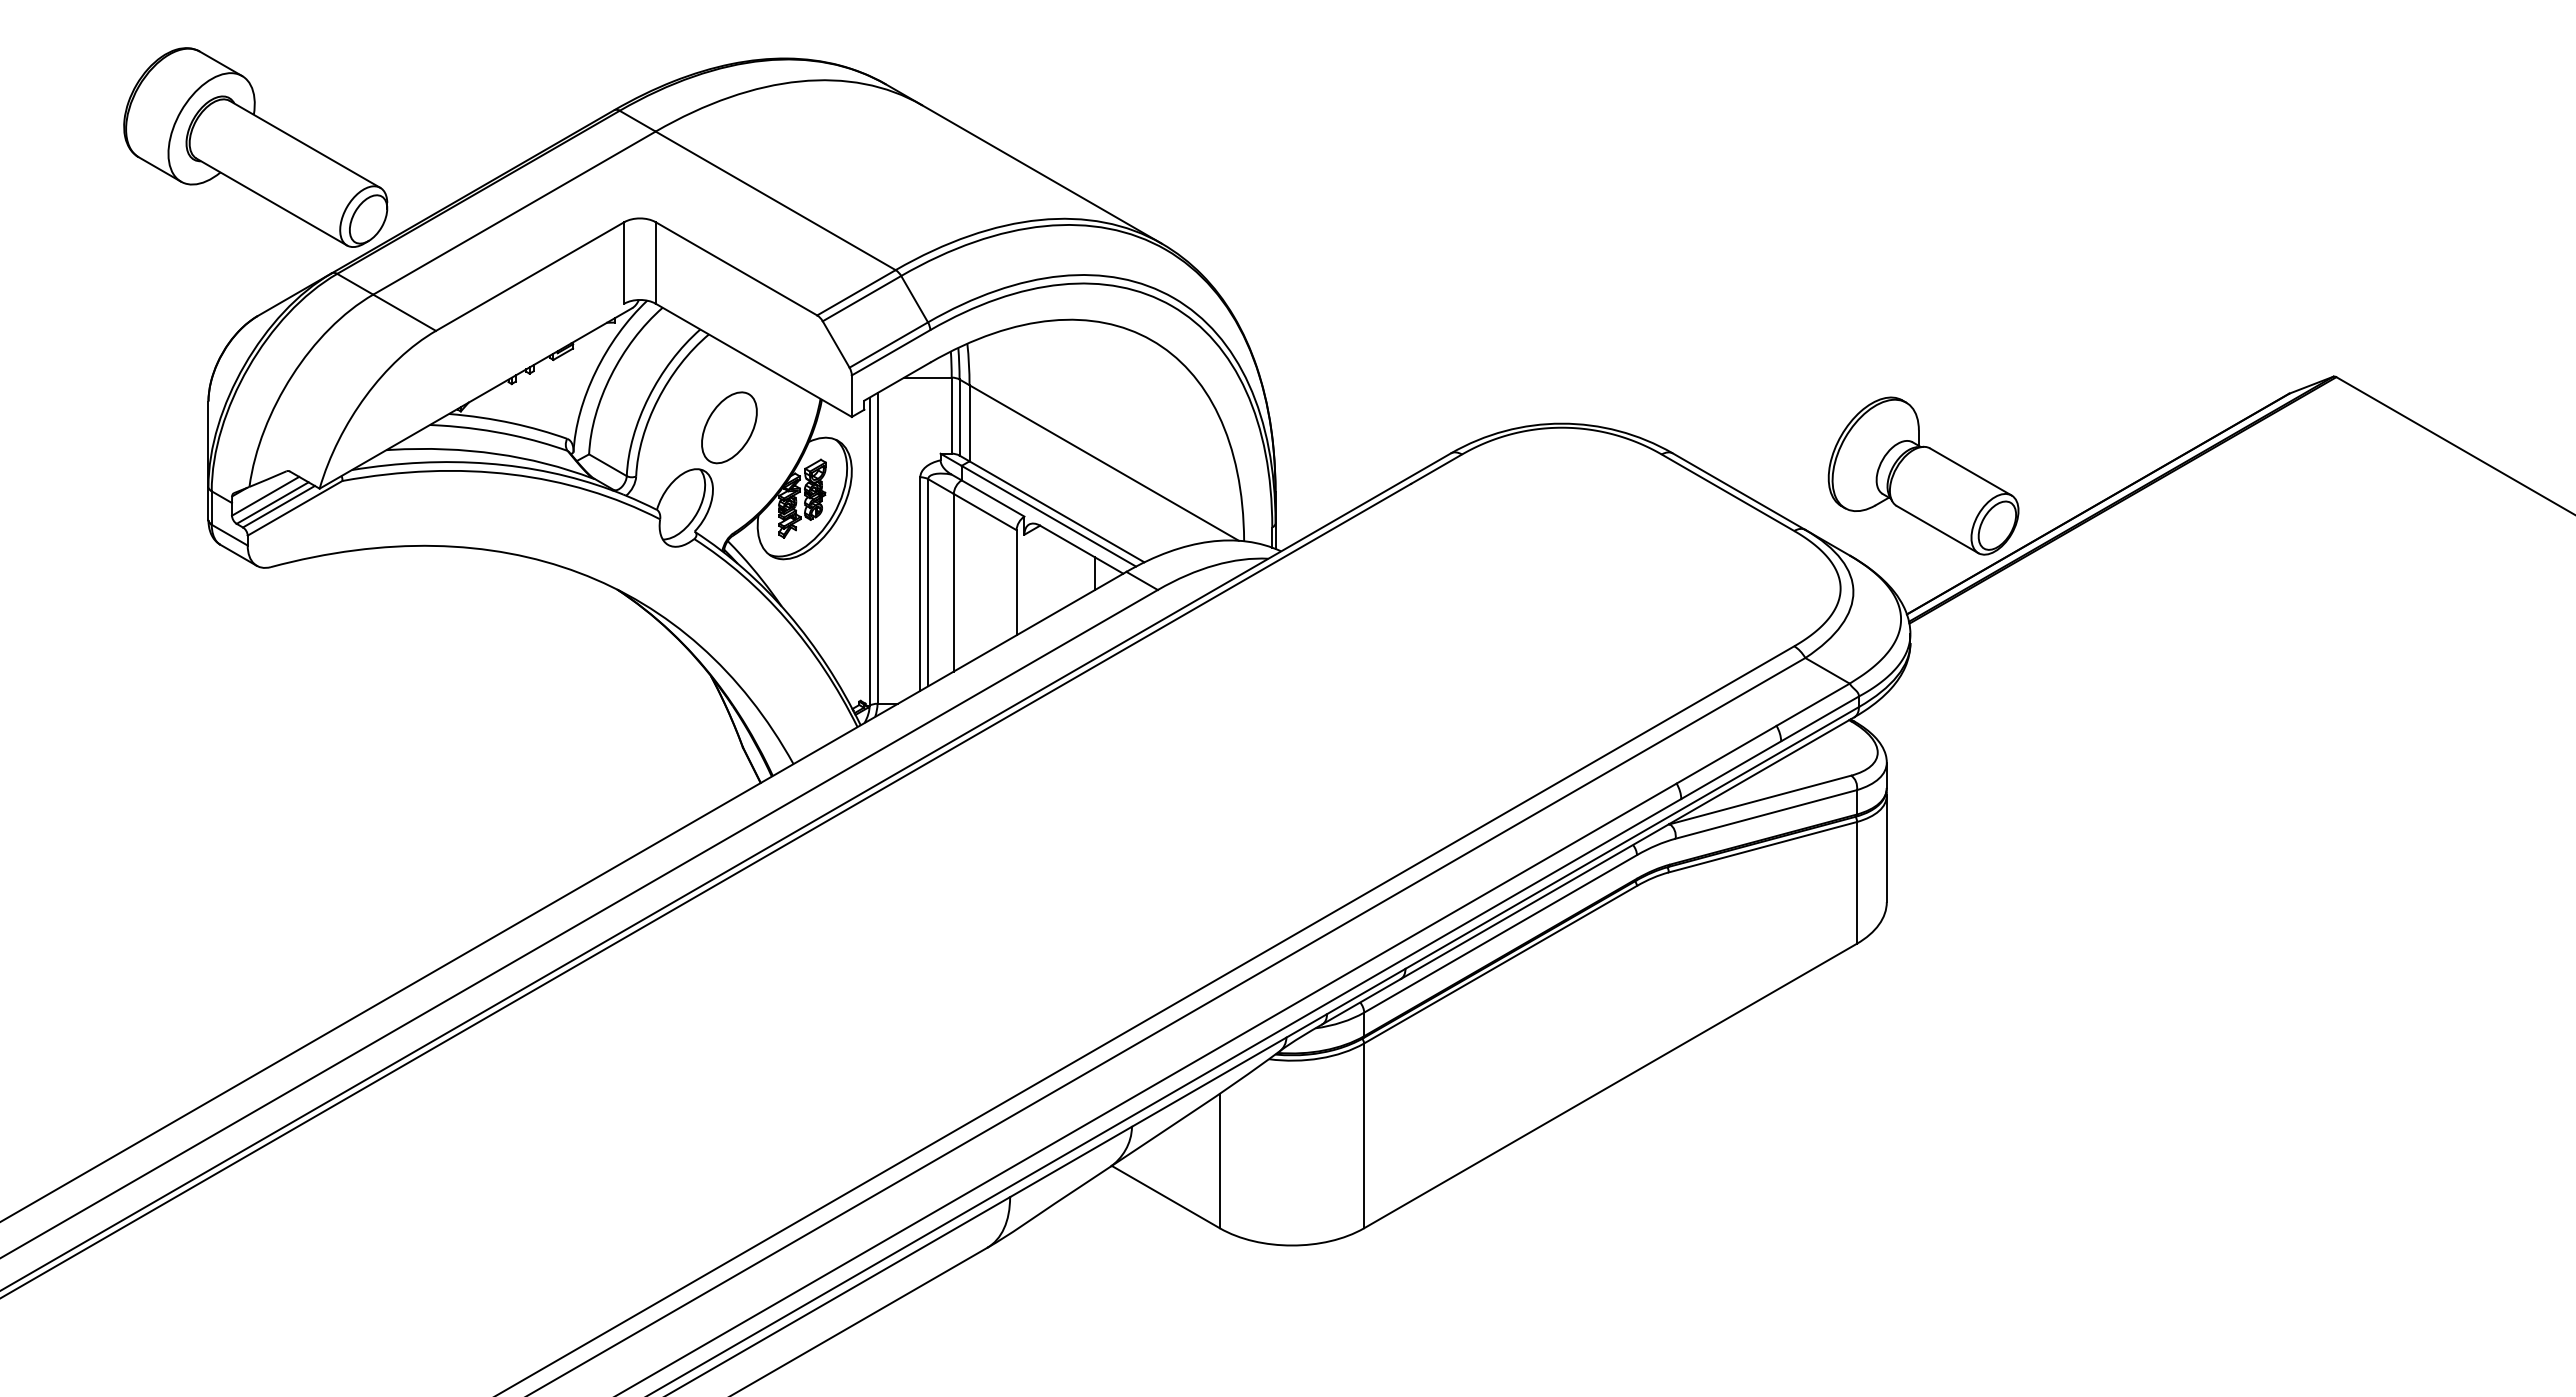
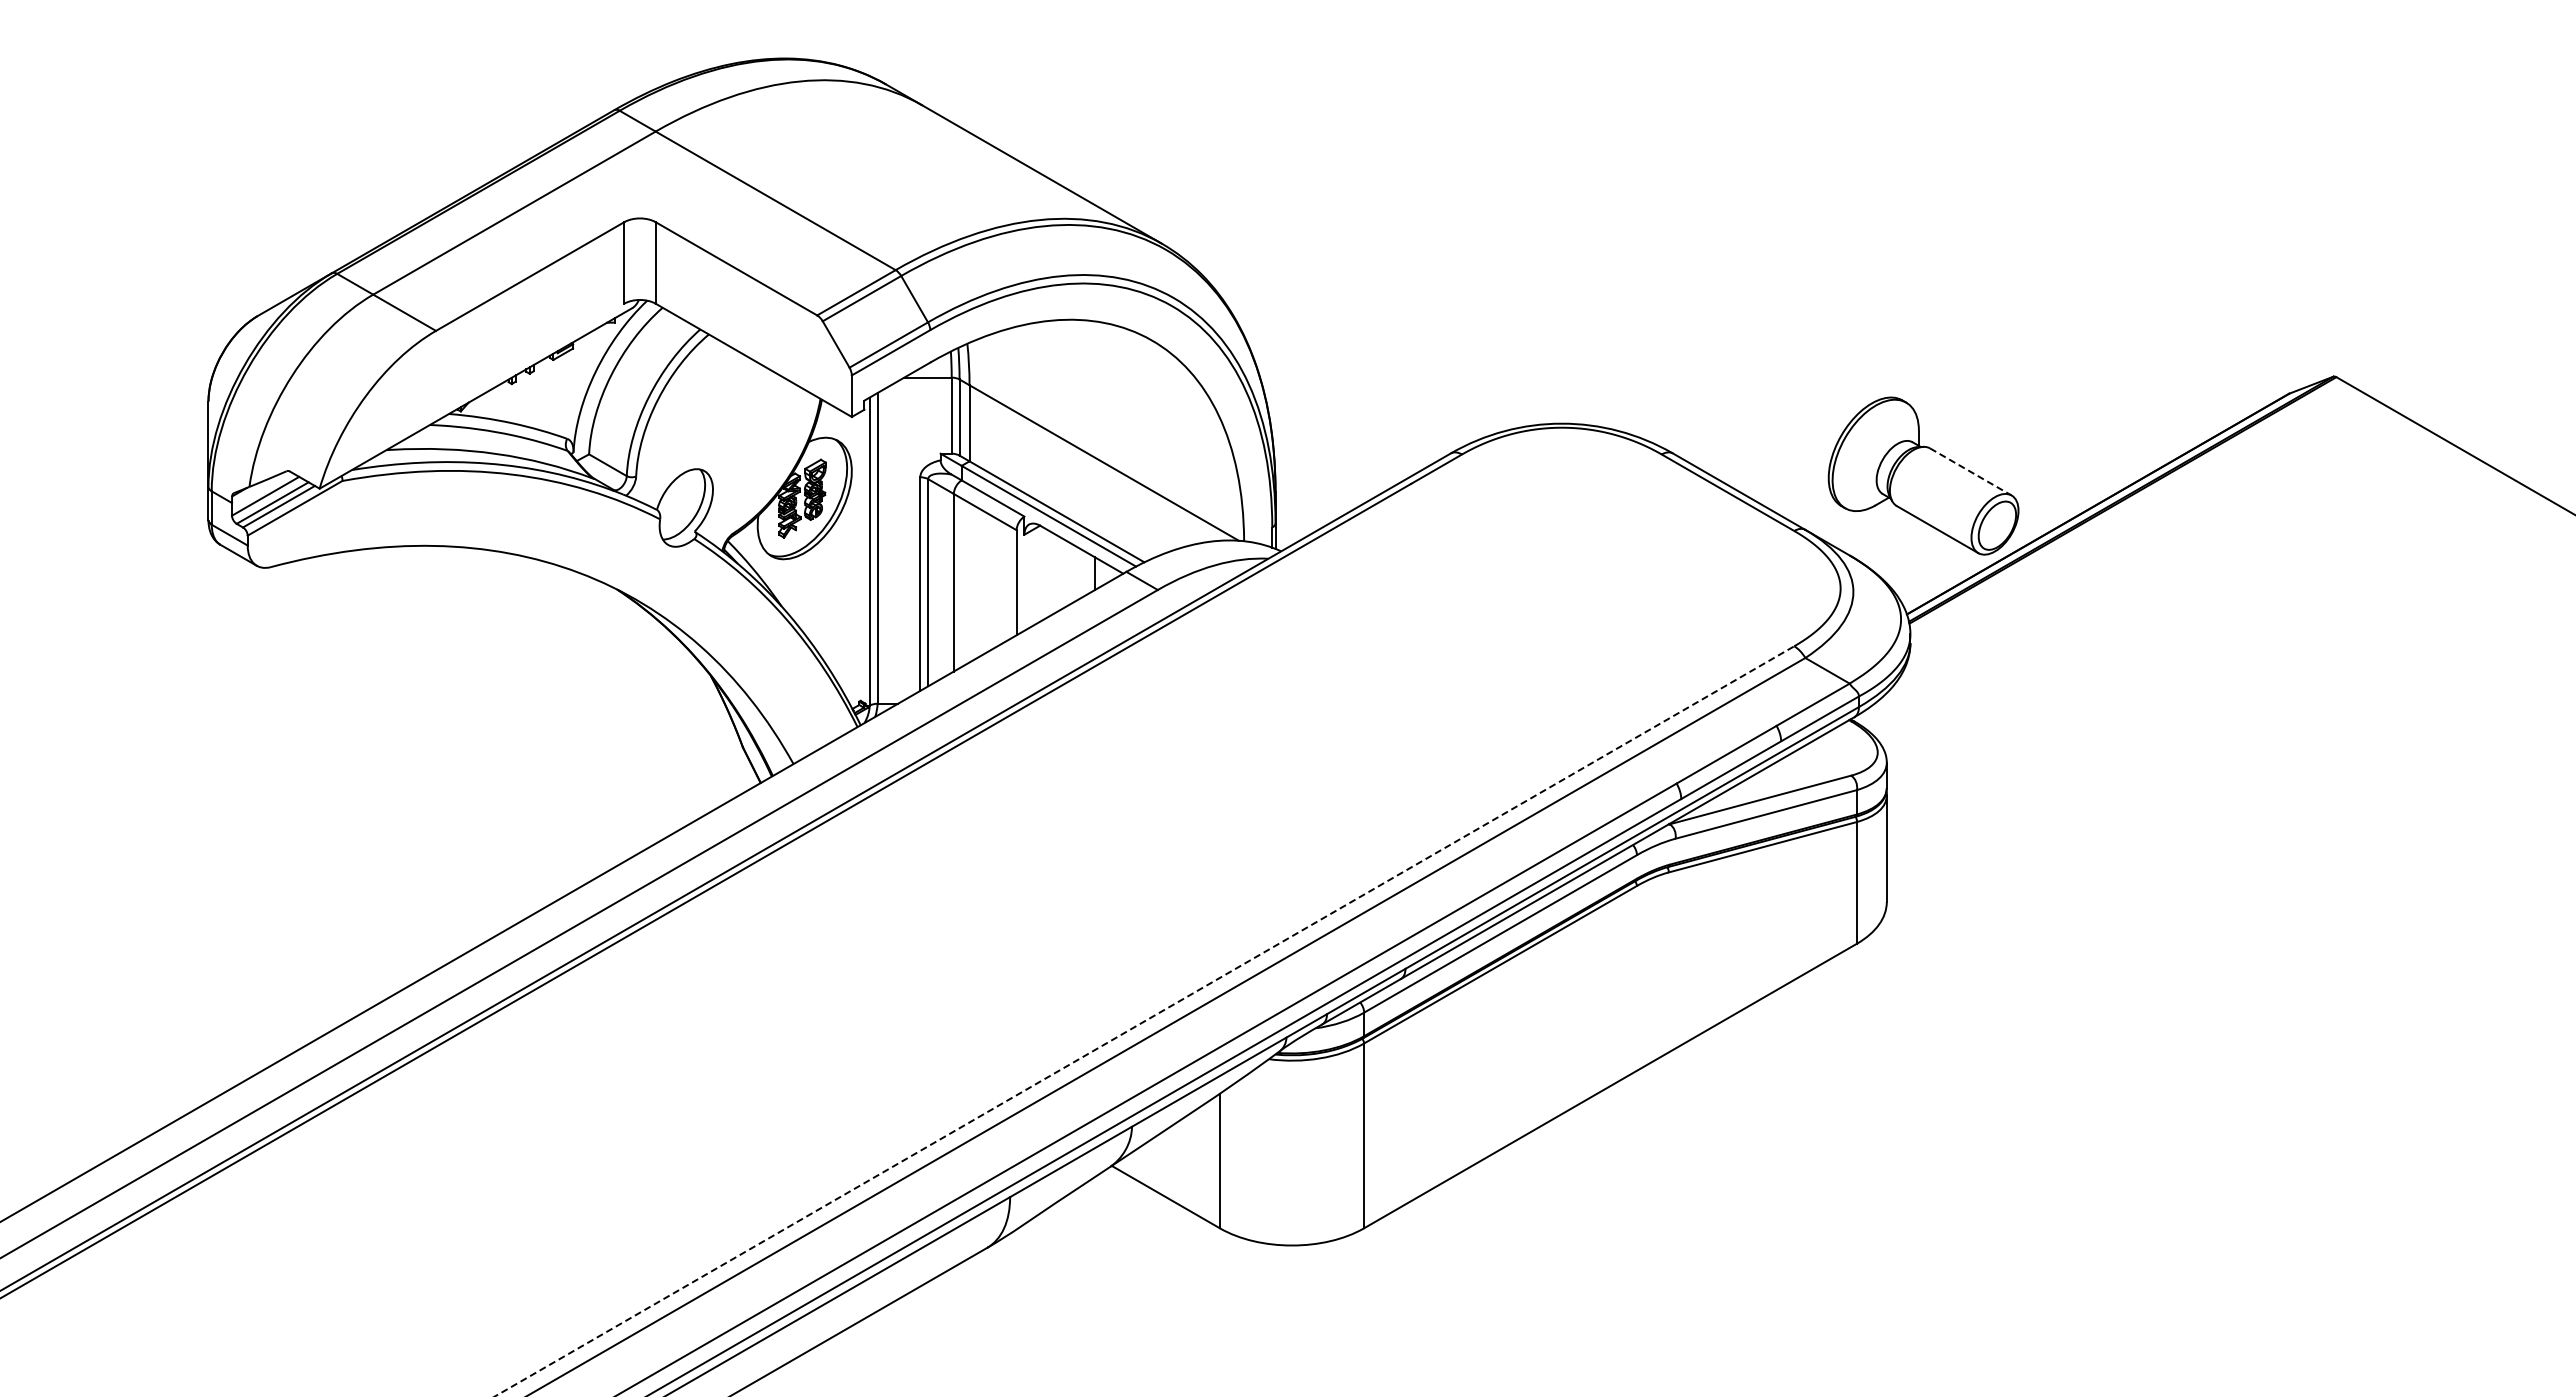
part: present -> none (255, 147)
part: present -> none (729, 427)
line: solid -> dashed (1971, 472)
line: solid -> dashed (1144, 1021)
